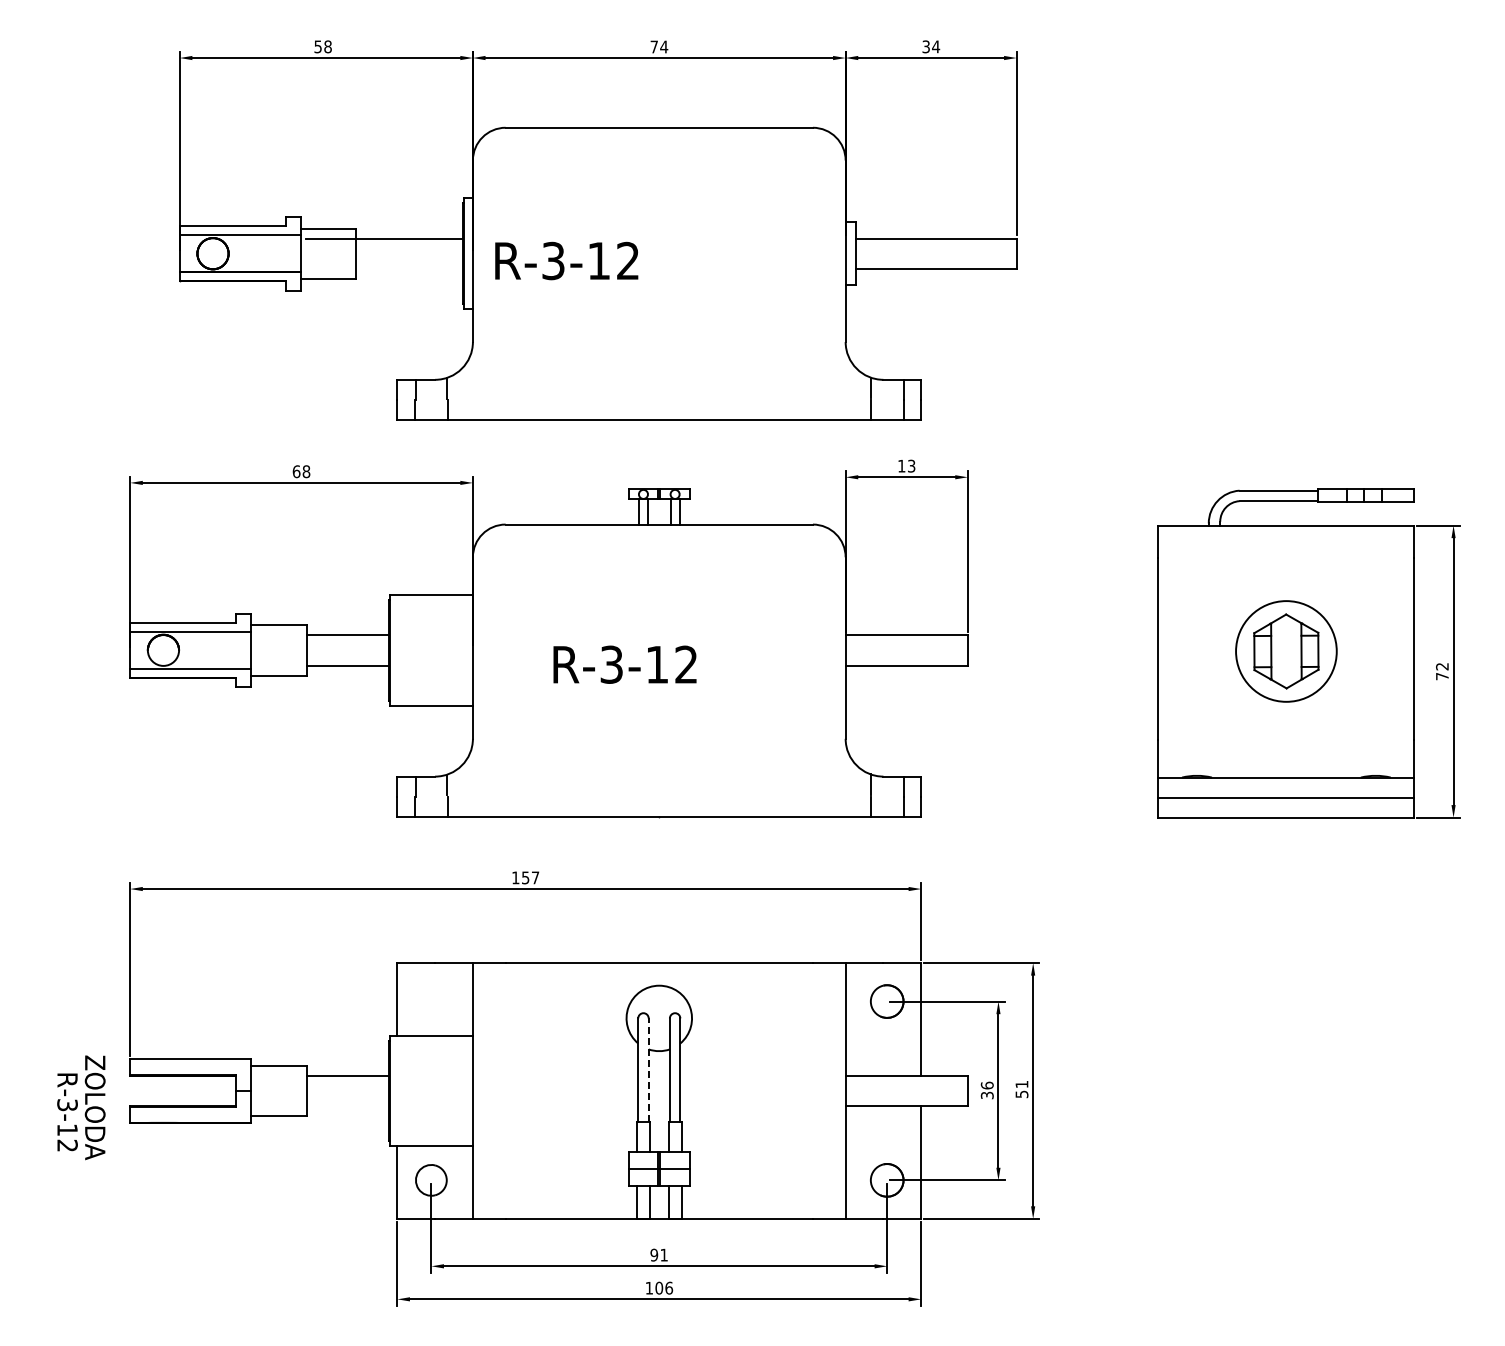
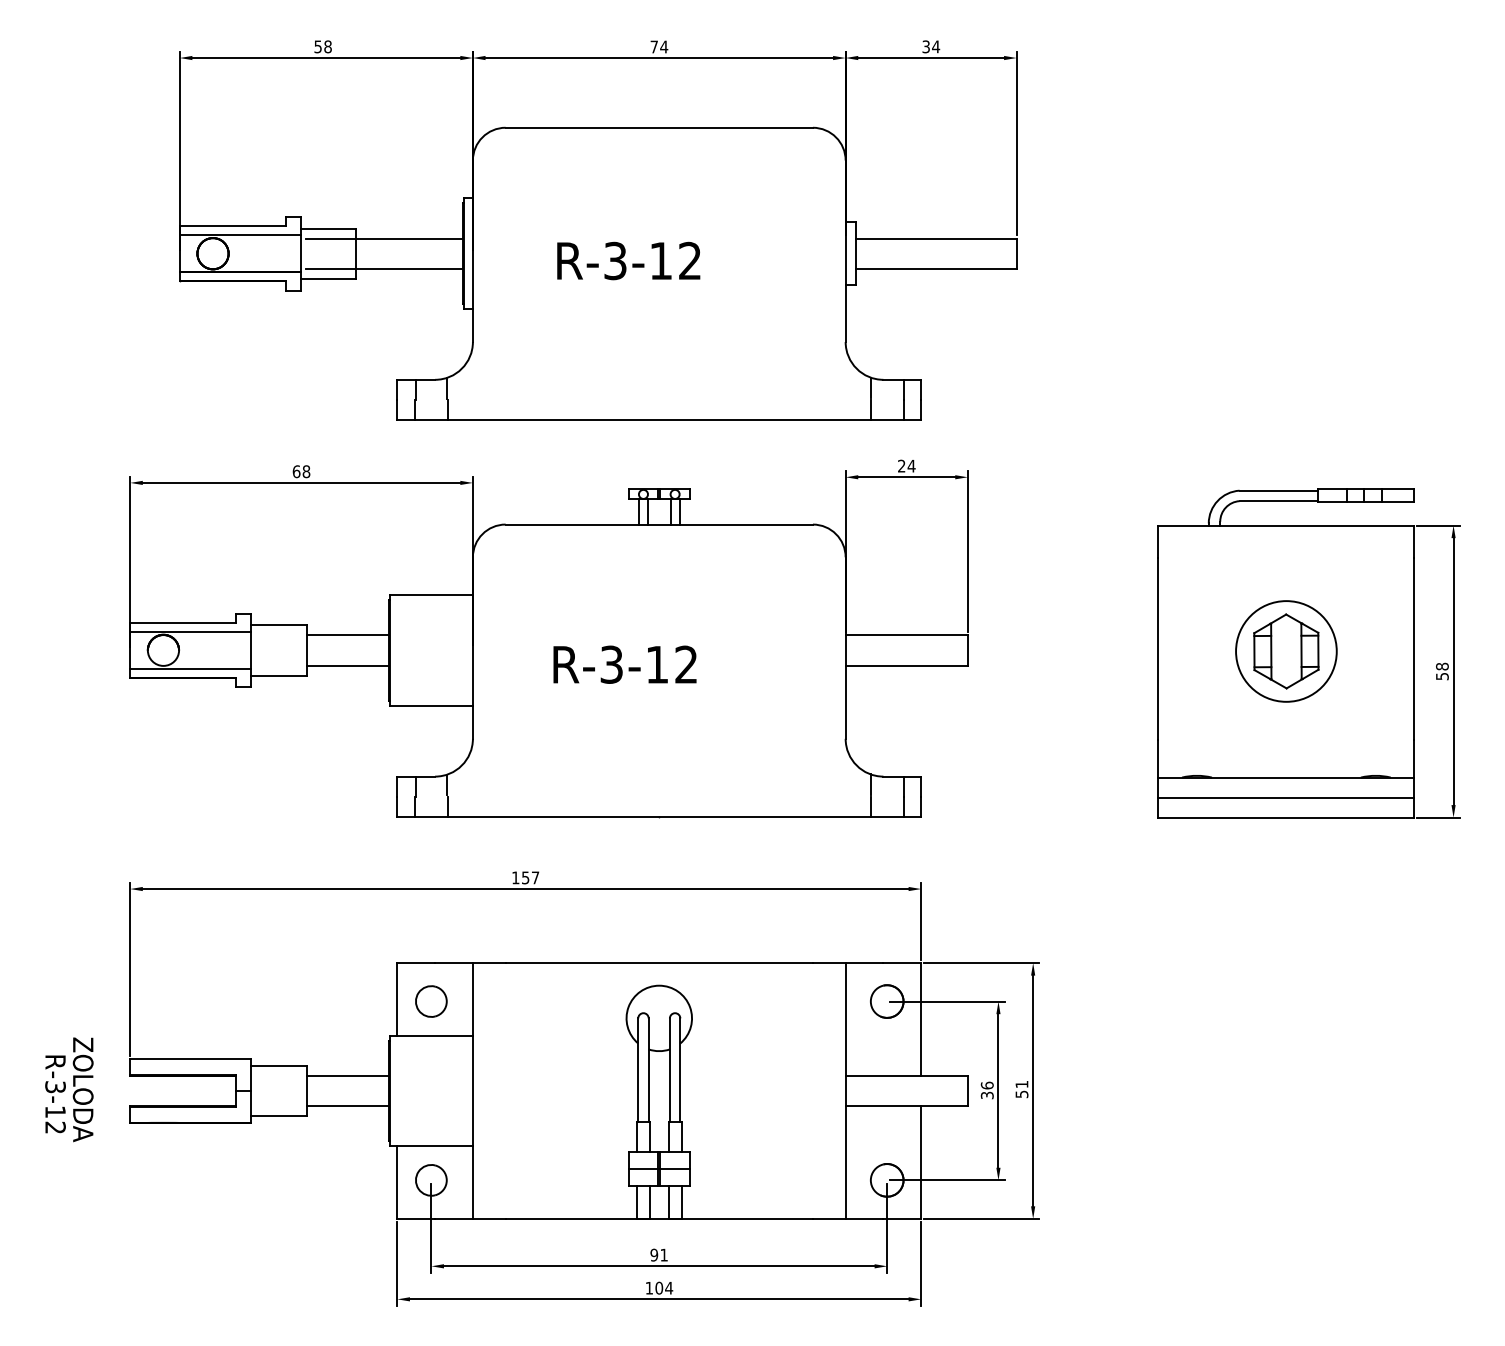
text position: (566, 260) -> (628, 260) (628, 260)
line: none -> present (383, 268)
text: 13 -> 24 (906, 465)
text: 72 -> 58 (1442, 671)
part: none -> present (431, 1001)
line: dashed -> solid (648, 1070)
line: none -> present (347, 1106)
text position: (81, 1107) -> (69, 1089) (69, 1089)
text: 106 -> 104 (668, 1287)
